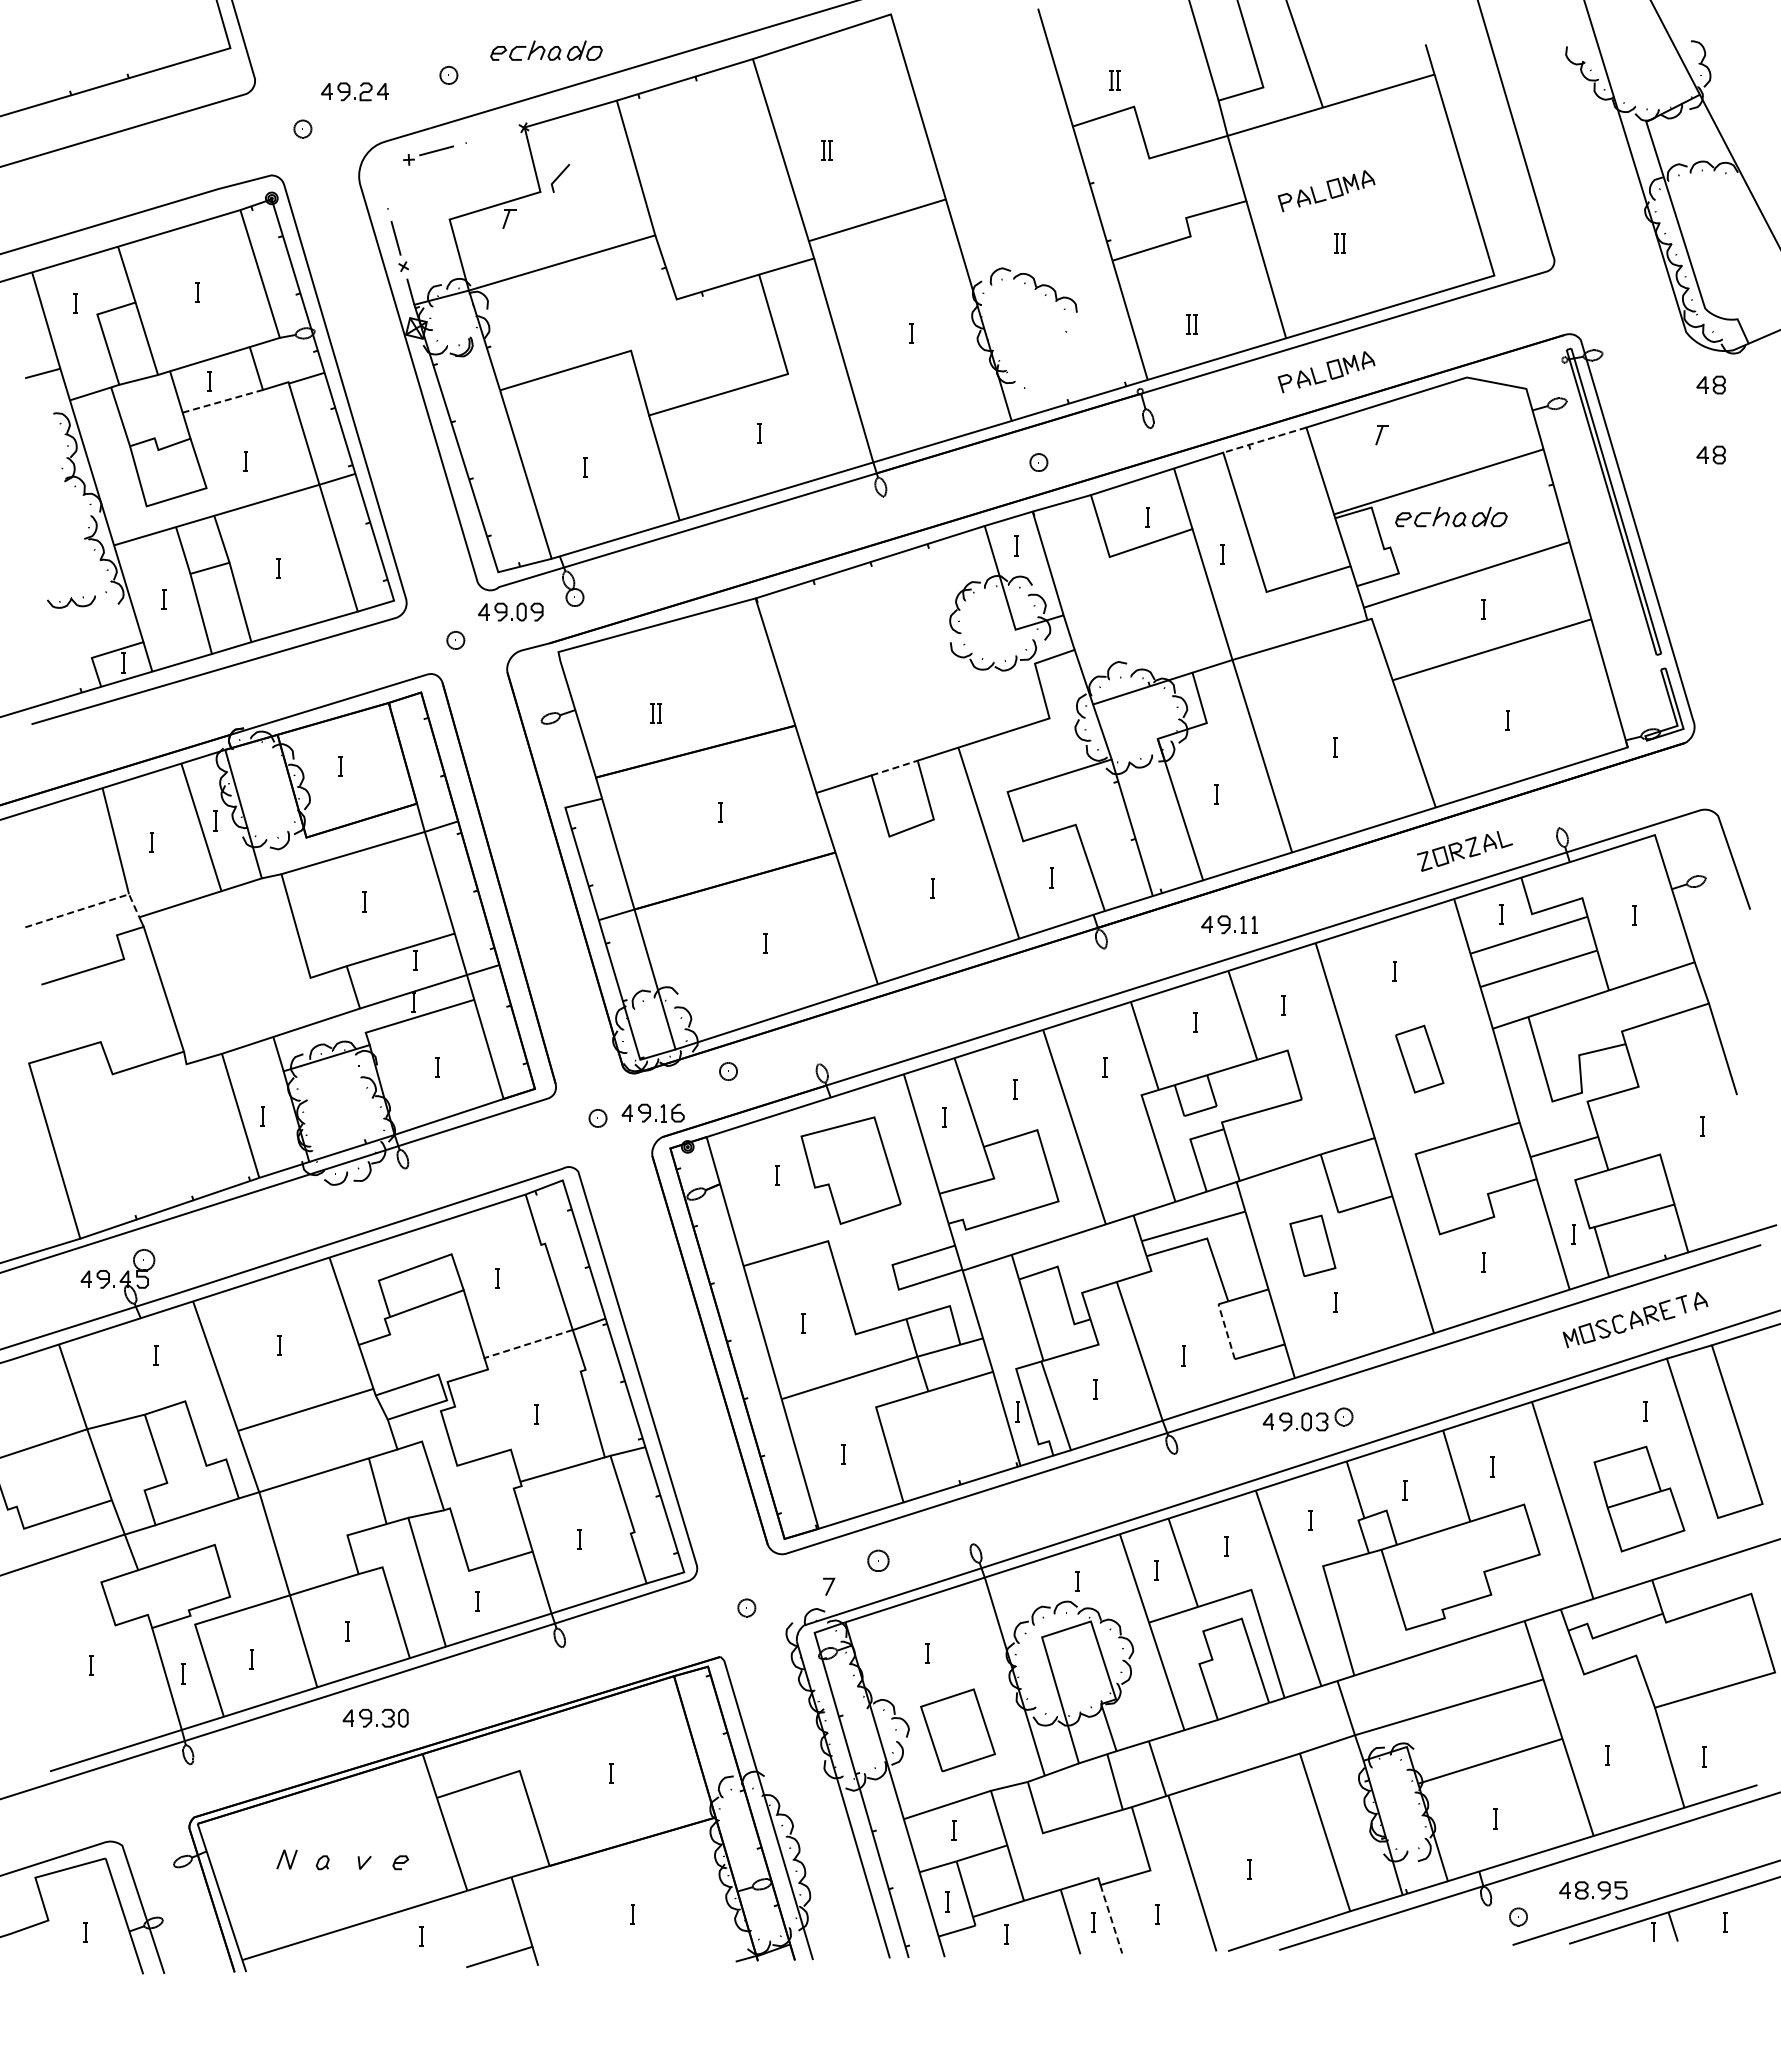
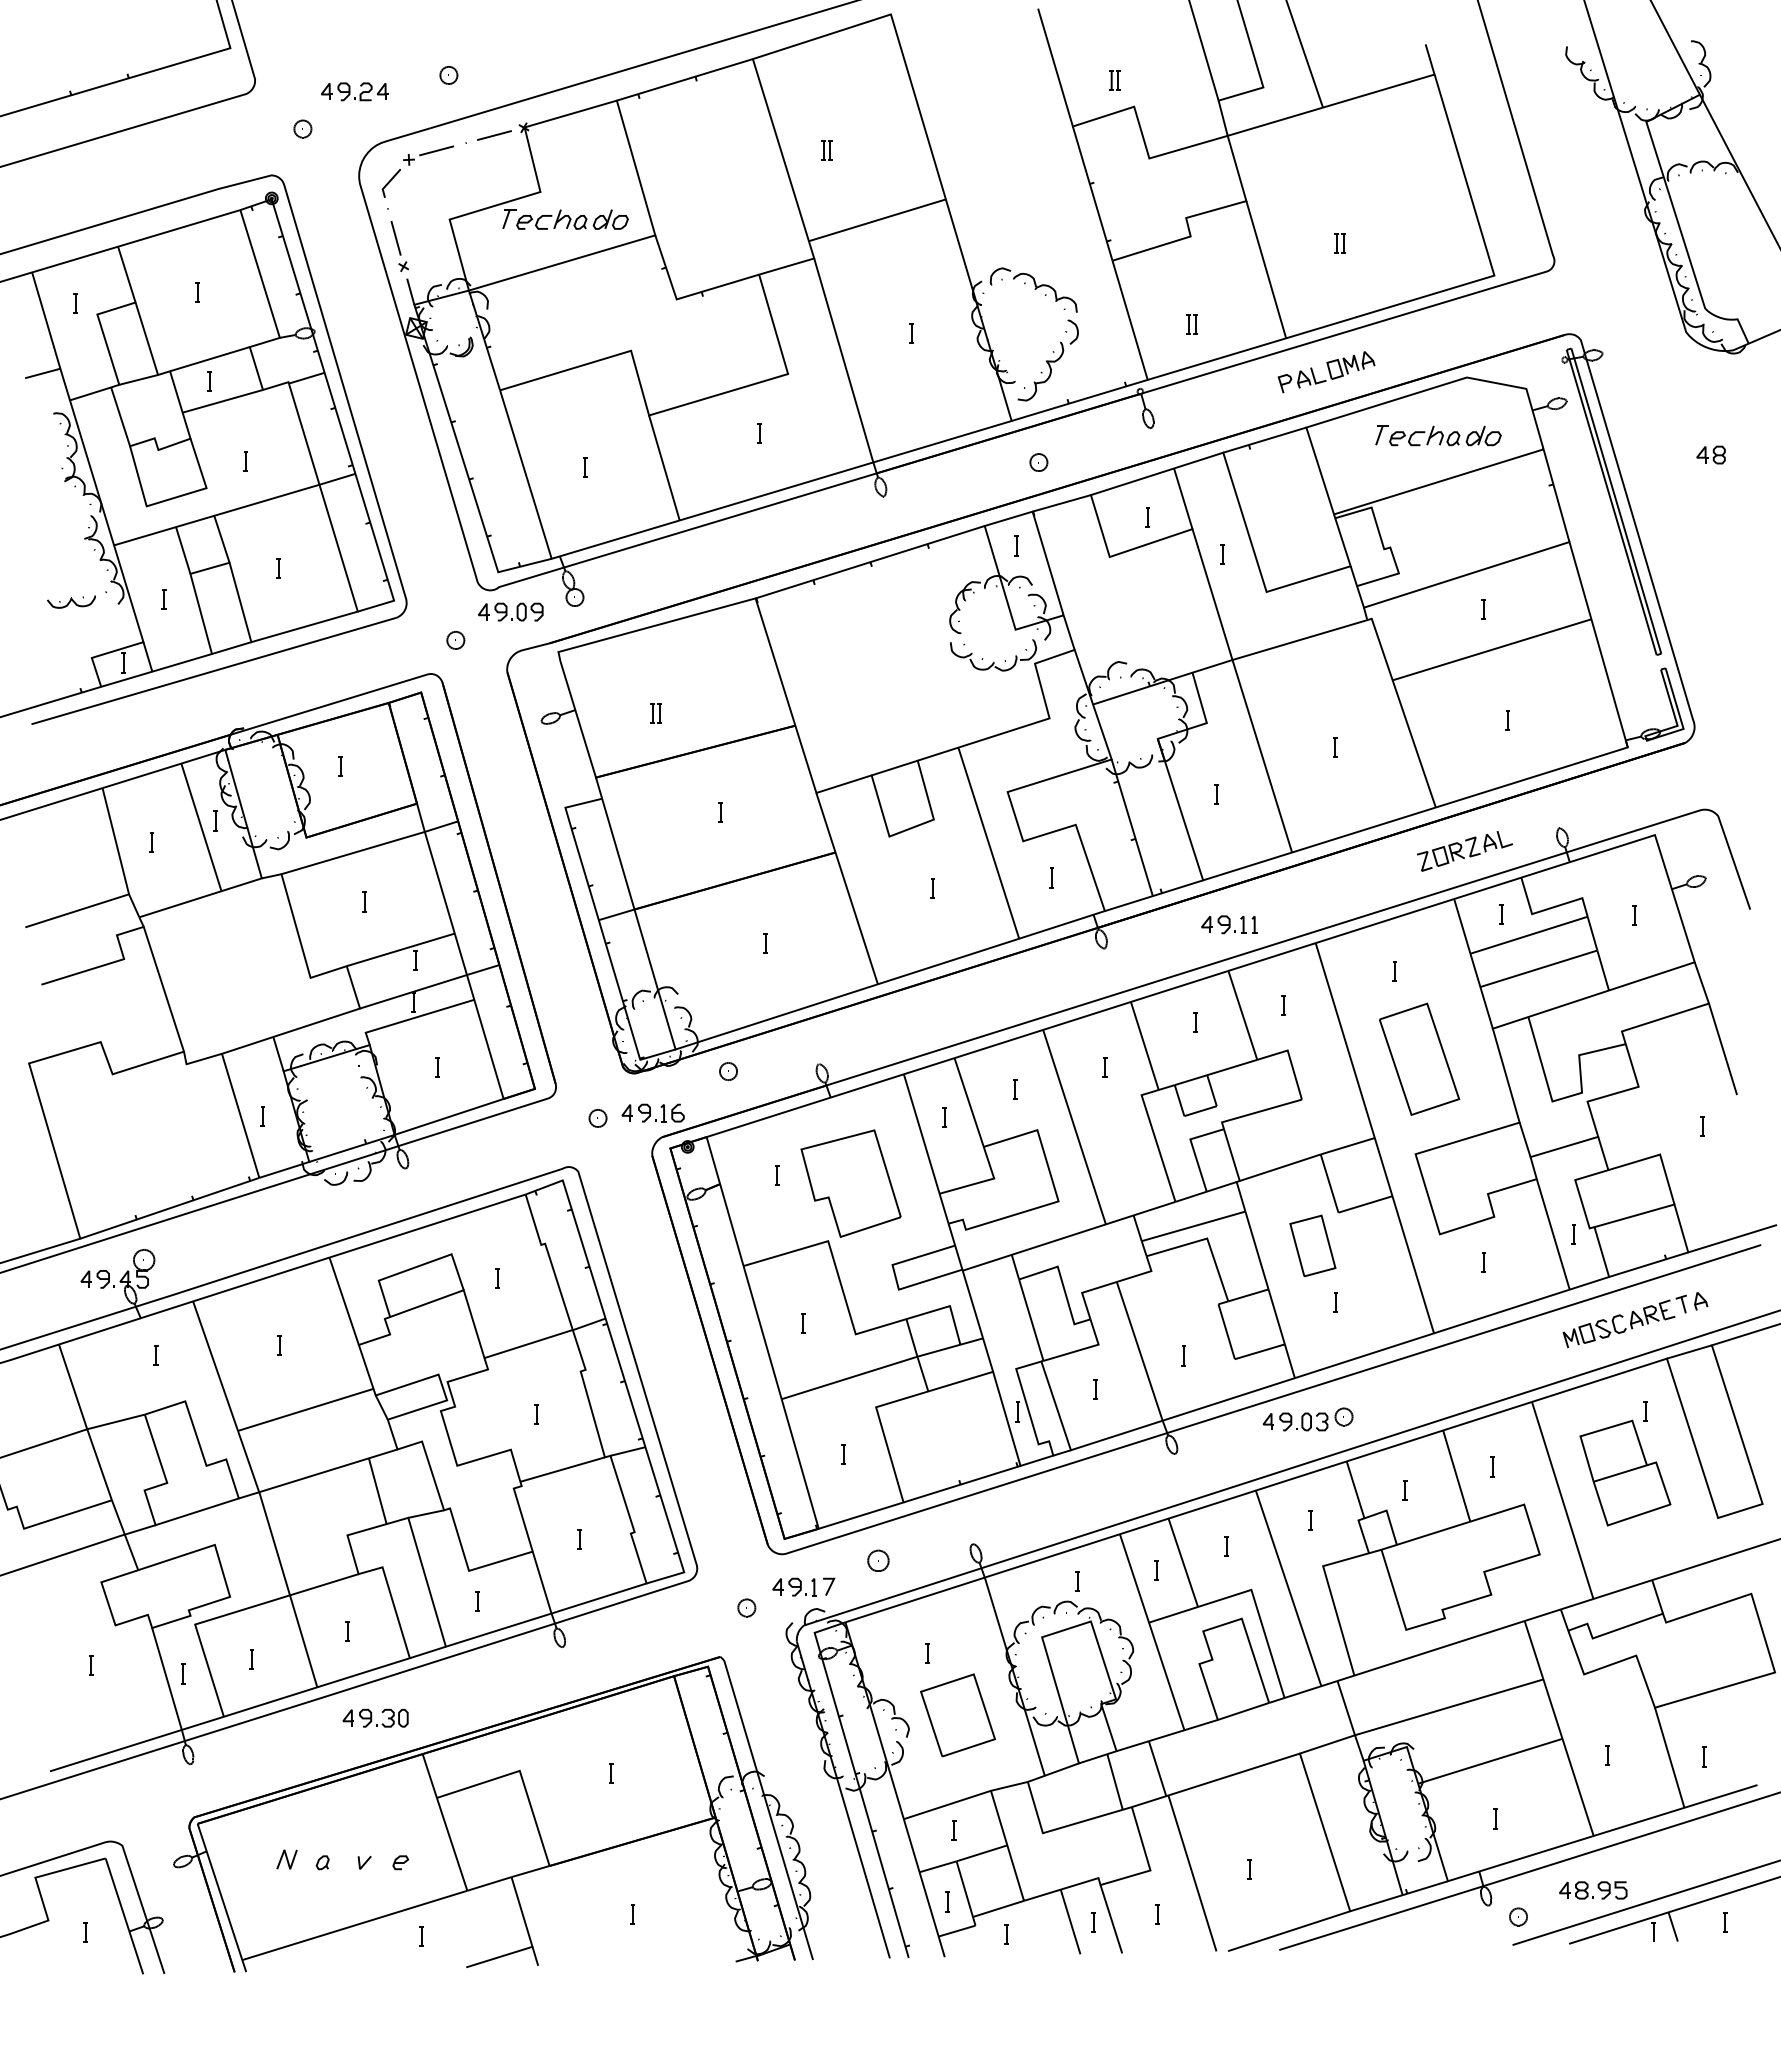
part position: (546, 50) -> (572, 219) (572, 219)
line: none -> present (494, 135)
line position: (559, 177) -> (390, 182) (390, 182)
part: present -> none (1326, 191)
part: none -> present (1047, 360)
part: present -> none (1710, 384)
line: dashed -> solid (221, 401)
line: dashed -> solid (1264, 440)
part position: (1451, 516) -> (1445, 435) (1445, 435)
line: dashed -> solid (895, 767)
line: dashed -> solid (90, 906)
part size: 50x70 px -> 82x114 px (1419, 1058)
part position: (850, 1170) -> (850, 1183) (850, 1183)
line: dashed -> solid (1226, 1331)
line: dashed -> solid (528, 1344)
part position: (1639, 1498) -> (1625, 1472) (1625, 1472)
part: none -> present (794, 1586)
part position: (957, 1730) -> (957, 1715) (957, 1715)
line: dashed -> solid (1111, 1919)
